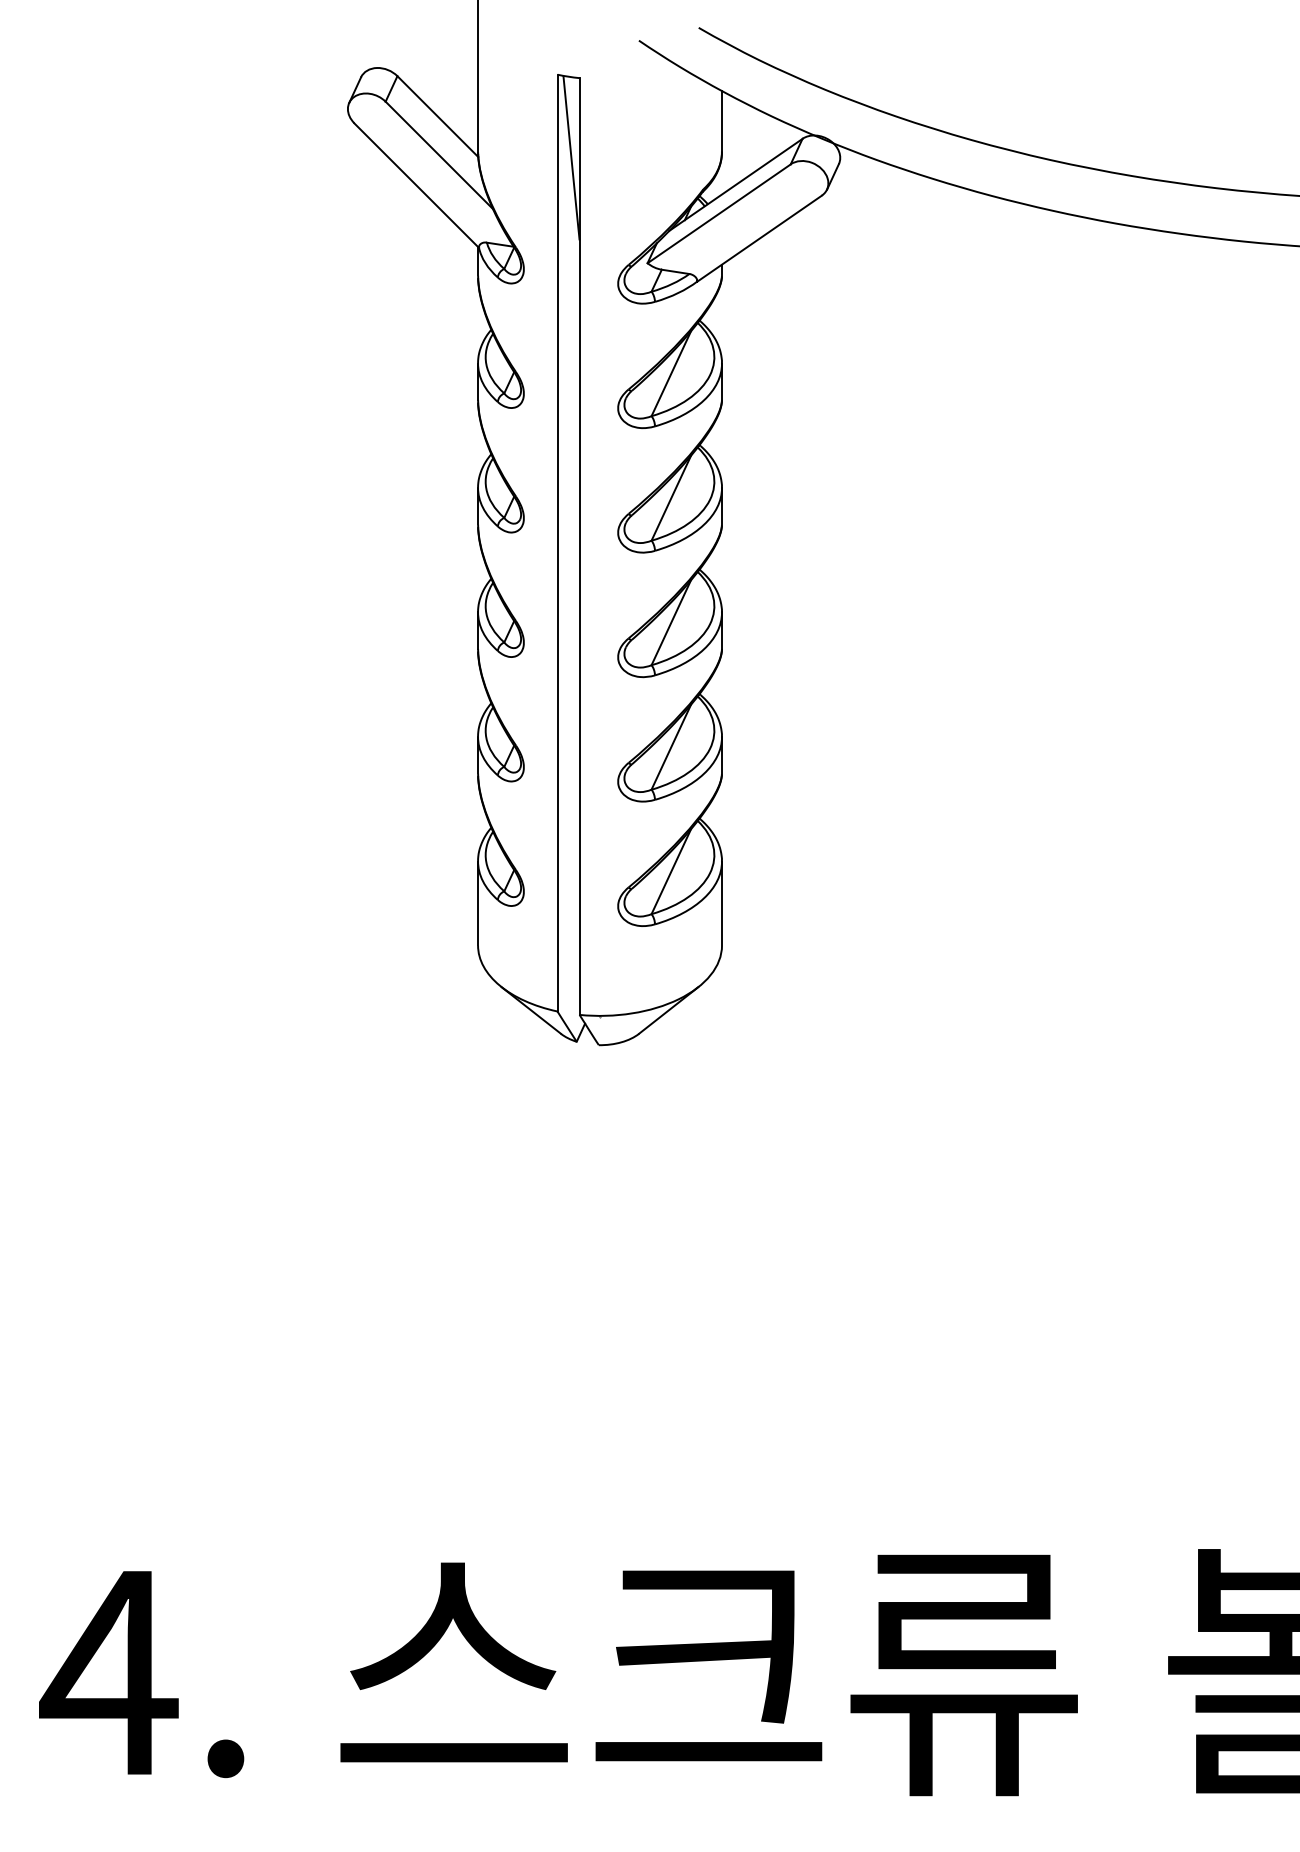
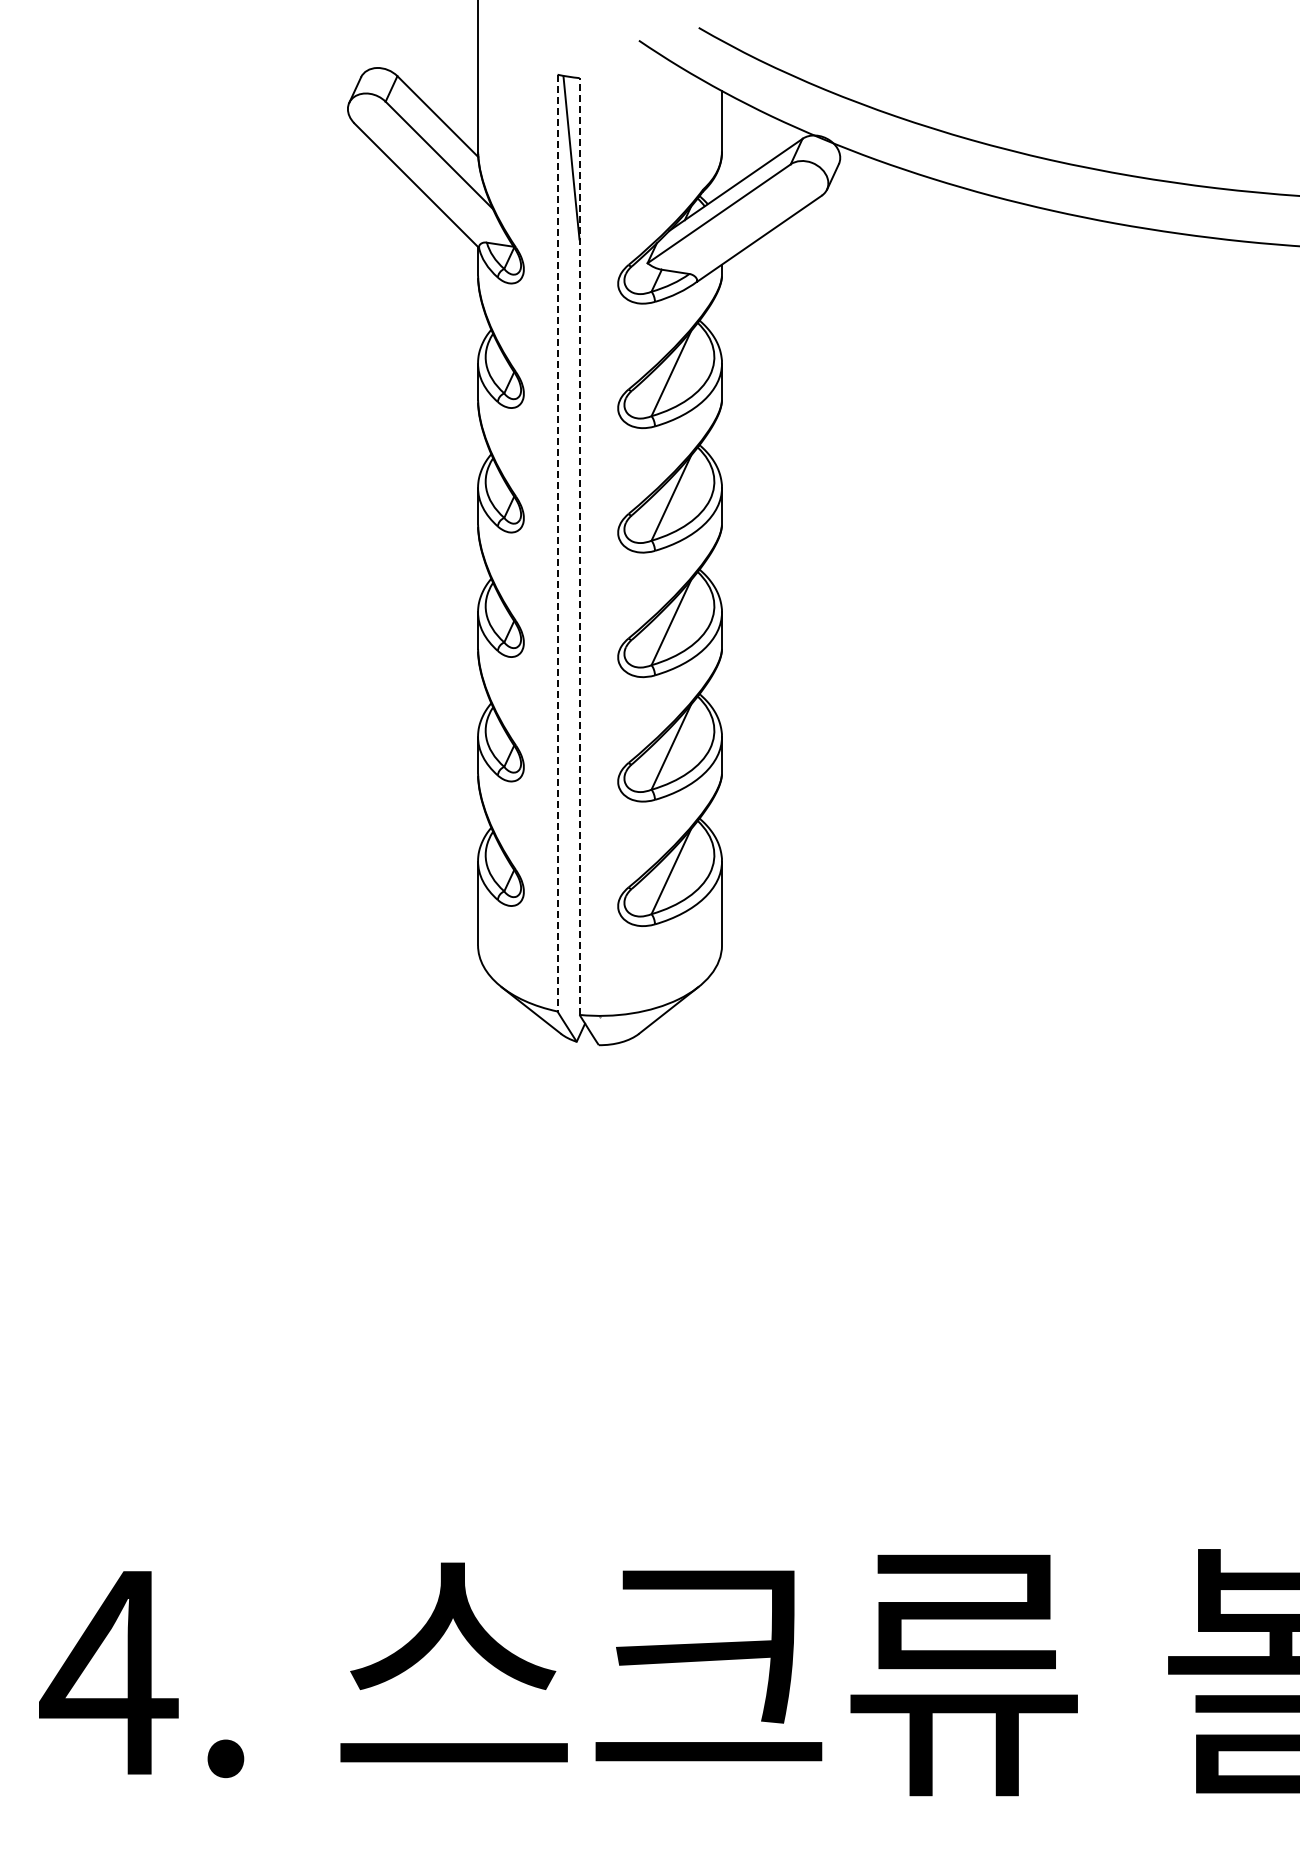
line: solid -> dashed (557, 543)
line: solid -> dashed (579, 546)
